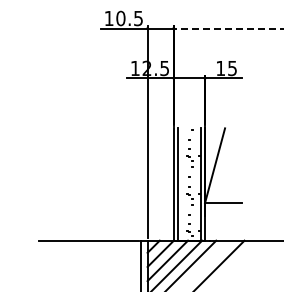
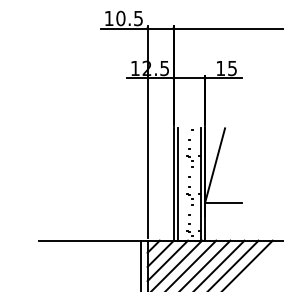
line: dashed -> solid (228, 28)
line: none -> present (206, 264)
line: none -> present (234, 264)
line: none -> present (248, 264)
